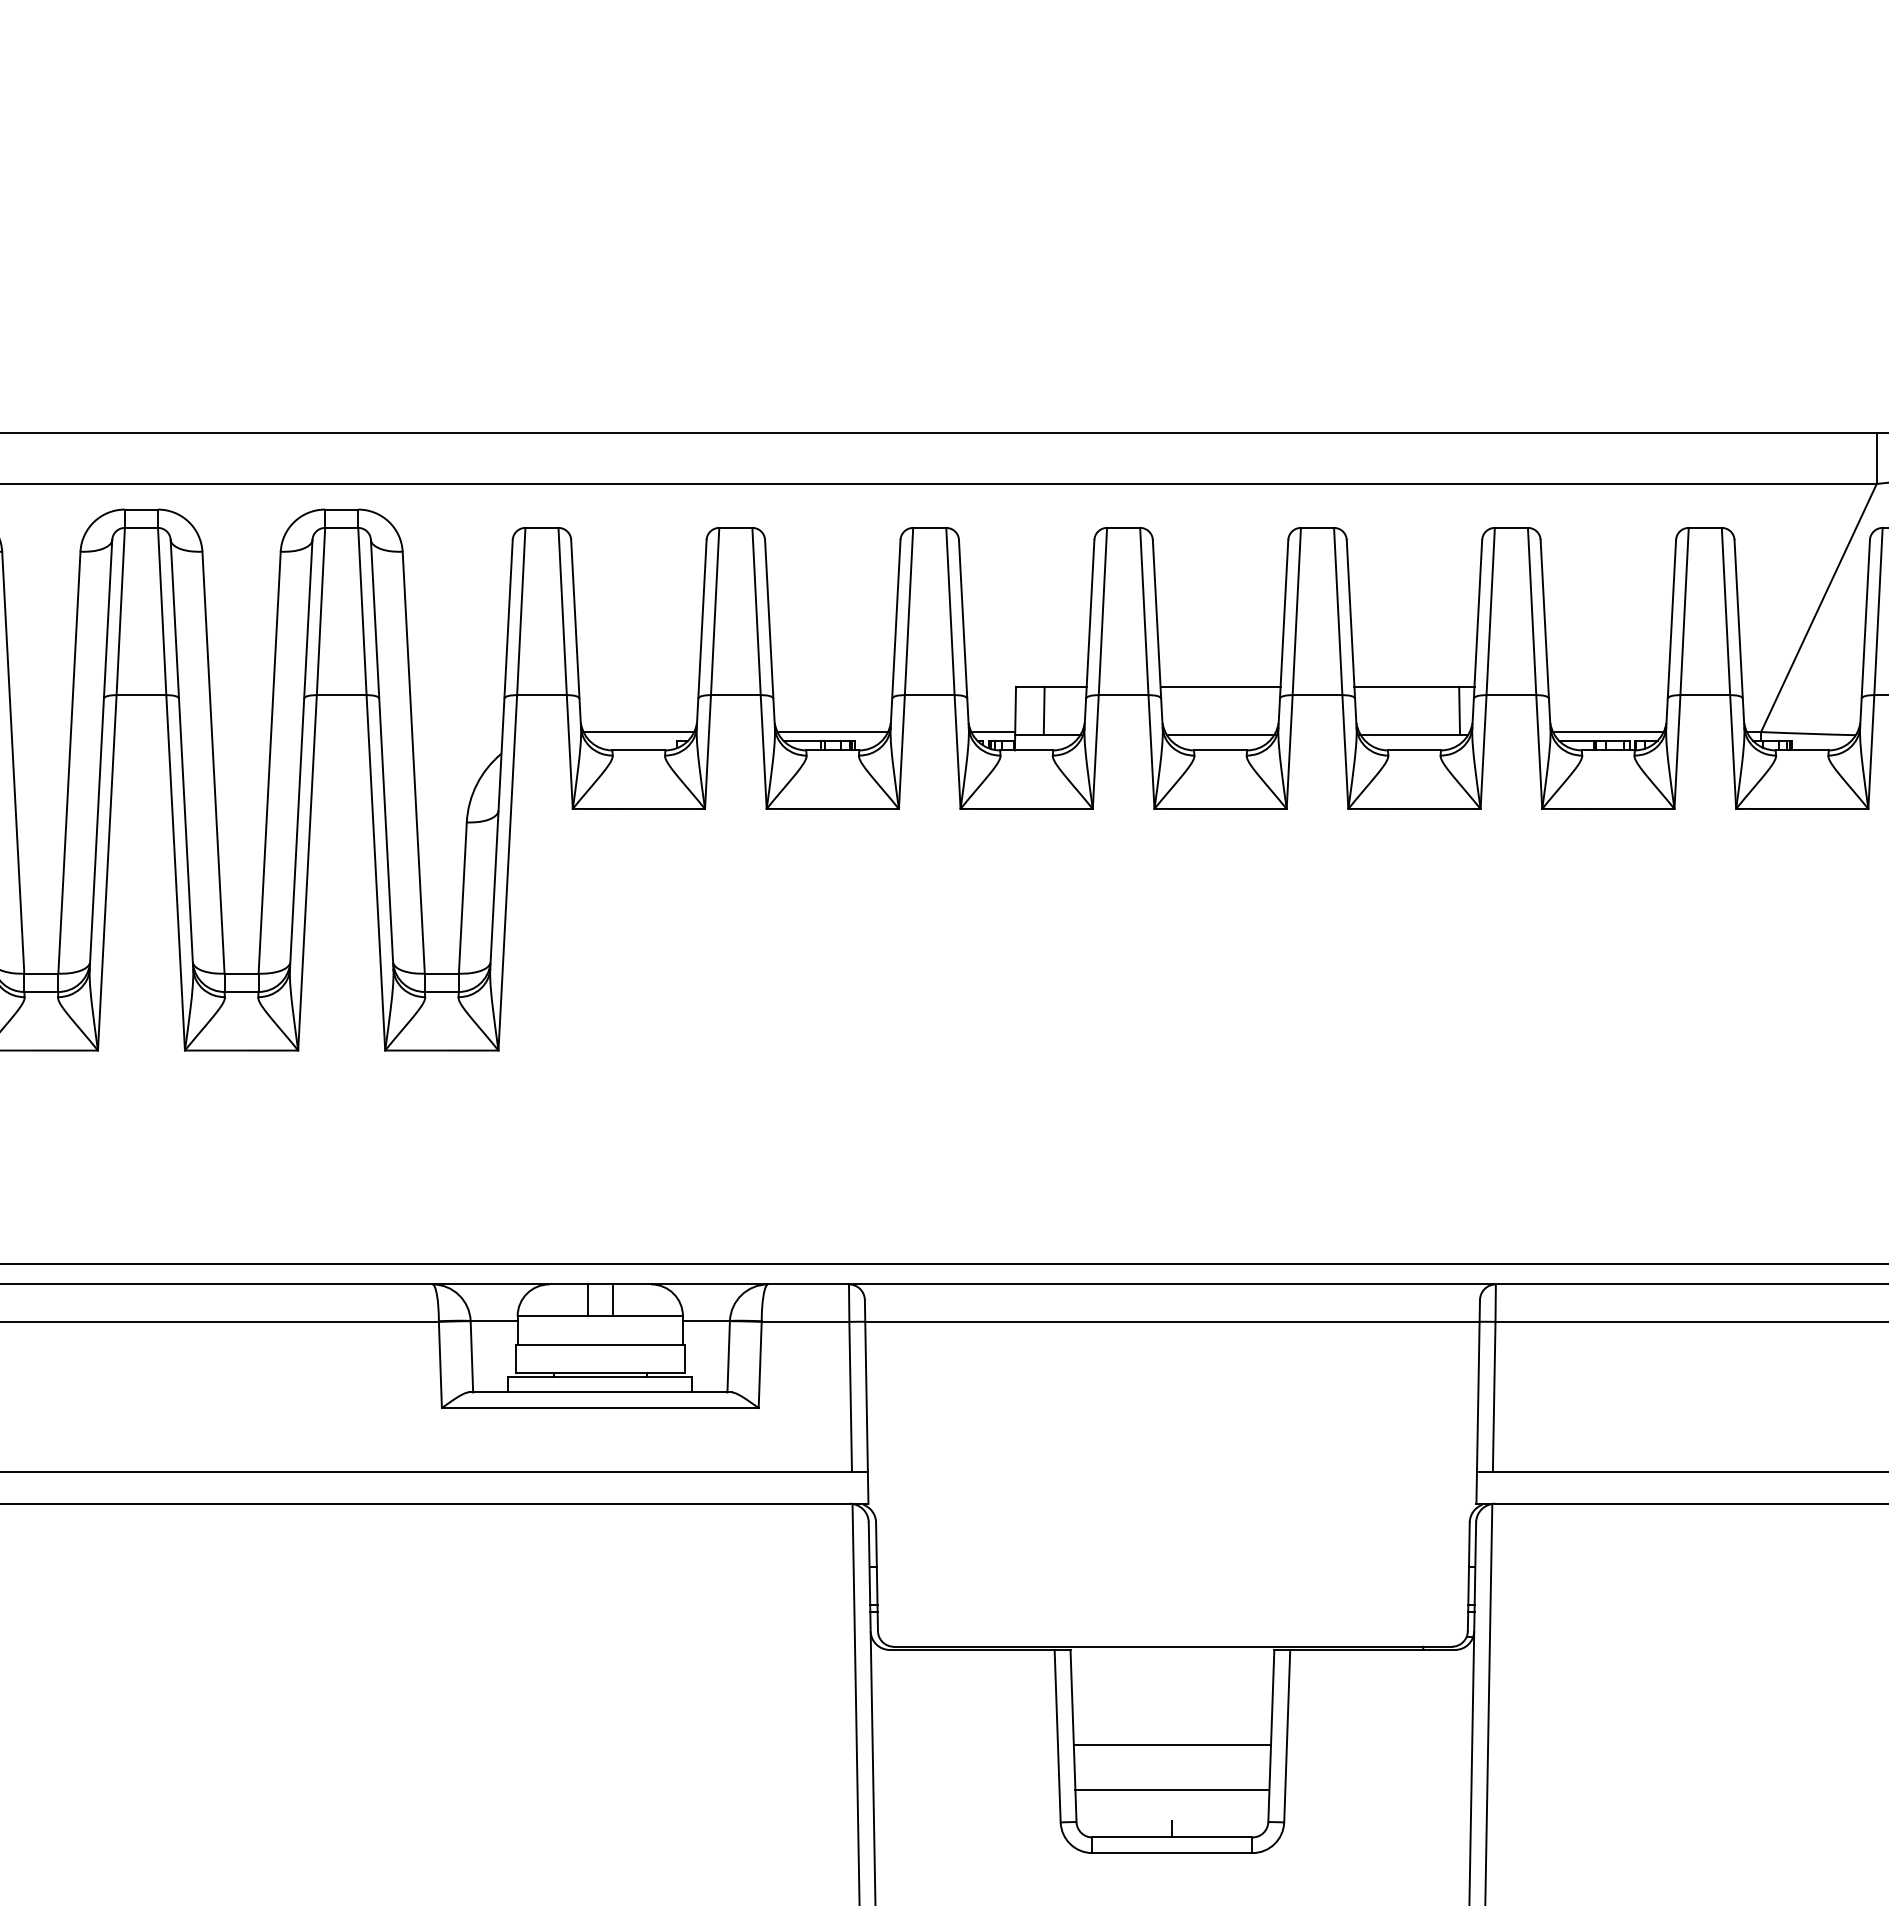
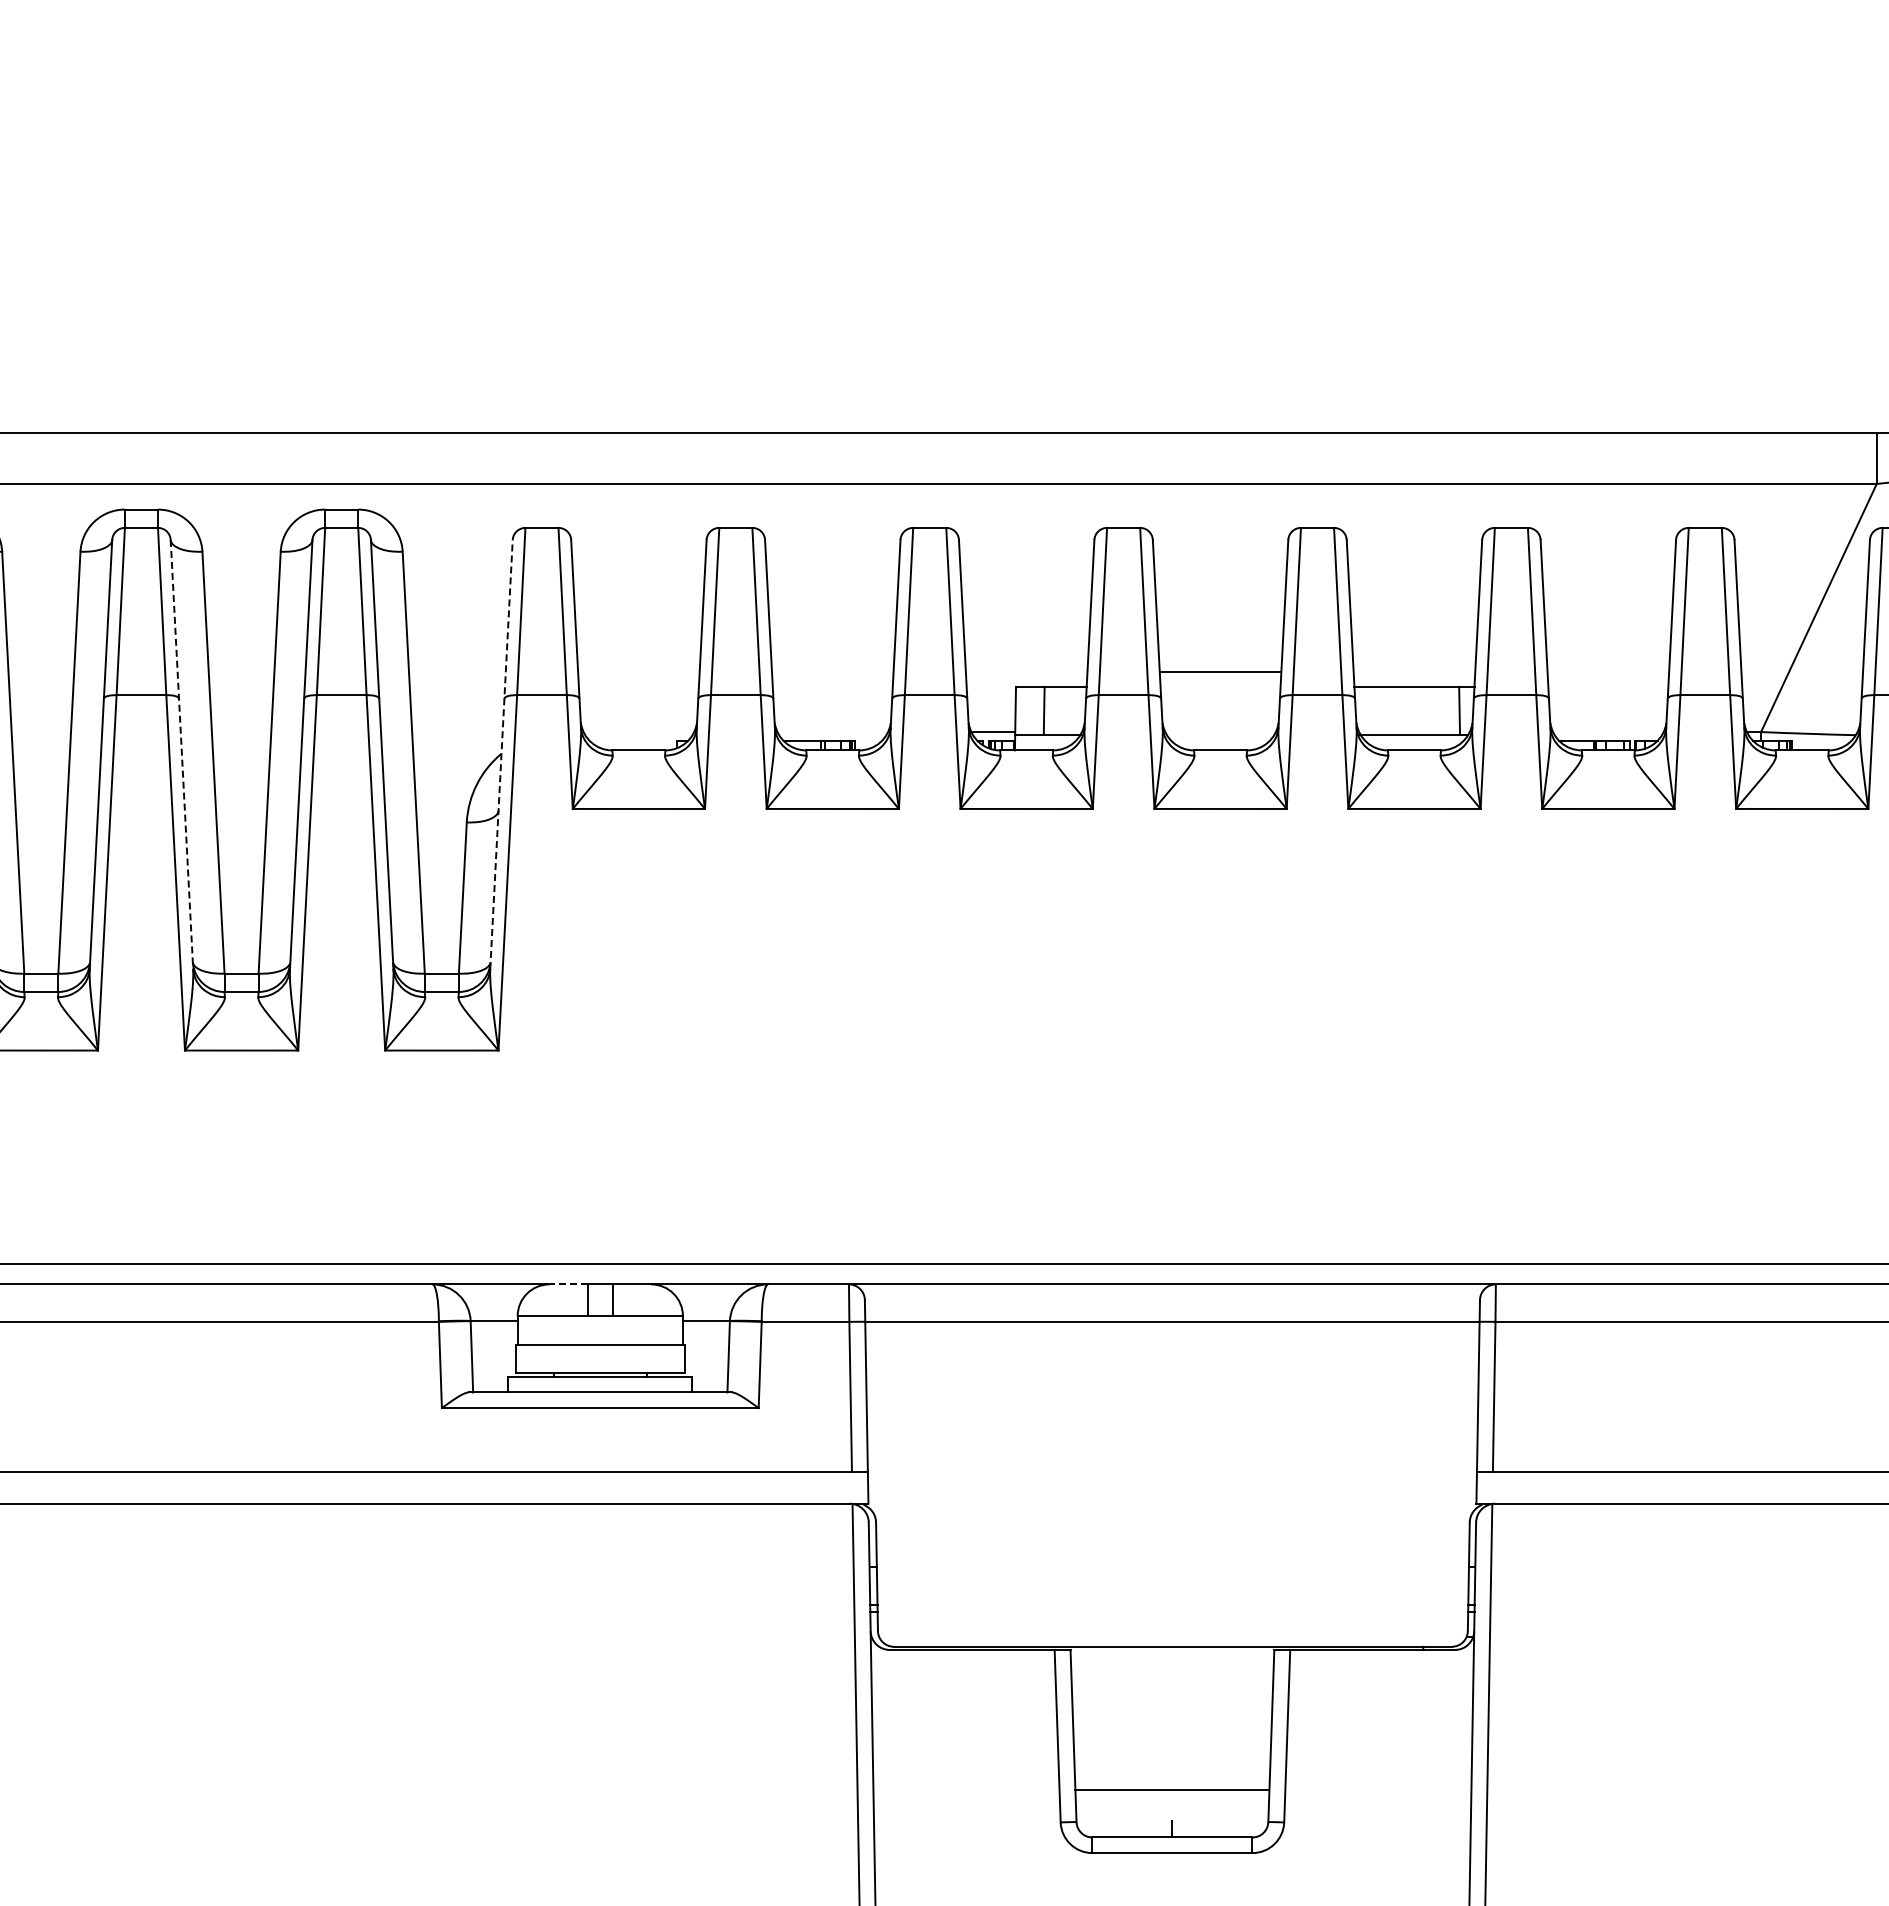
line position: (1220, 686) -> (1220, 671) (1220, 671)
line: present -> none (638, 732)
line: present -> none (832, 732)
line: present -> none (1608, 732)
line: present -> none (1220, 734)
line: solid -> dashed (181, 754)
line: solid -> dashed (501, 754)
line: solid -> dashed (568, 1284)
line: present -> none (1172, 1745)
